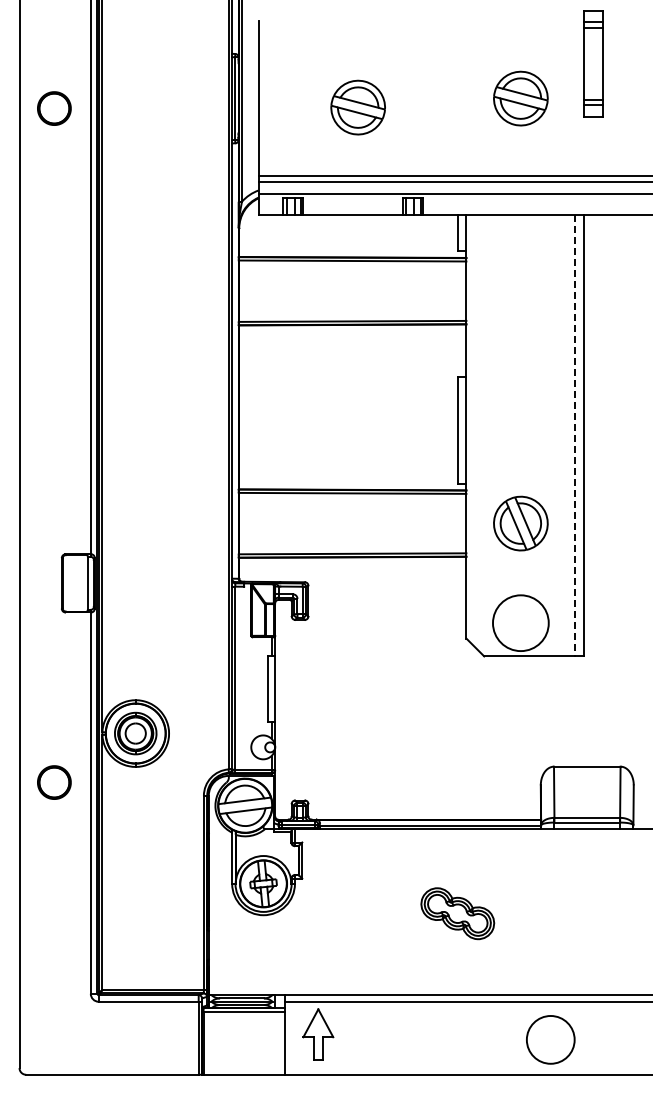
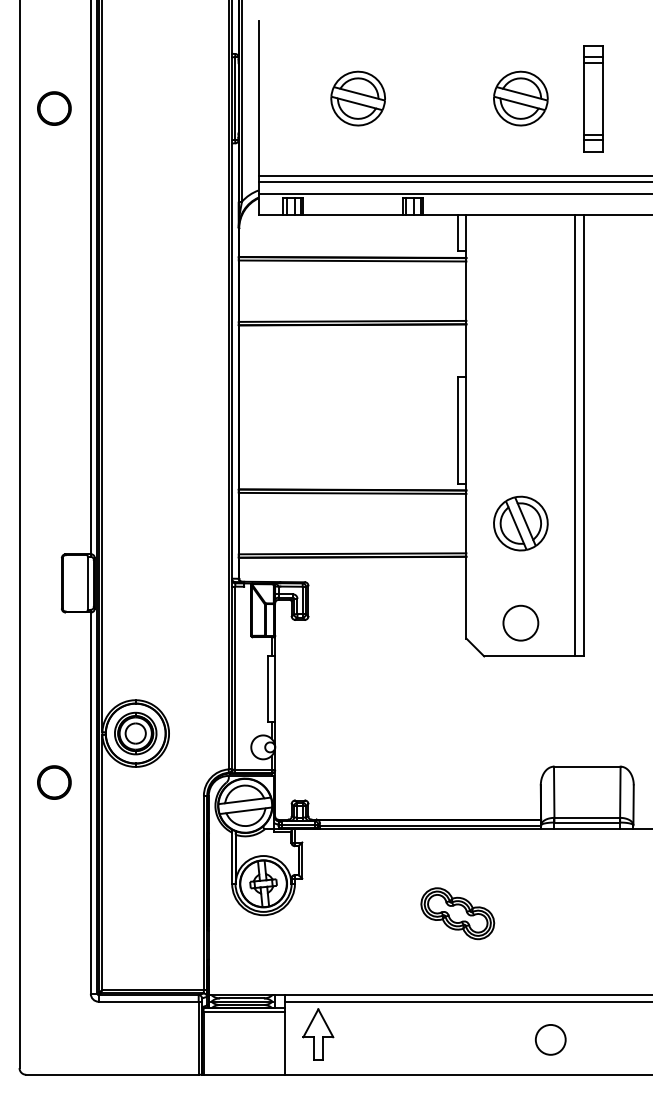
part position: (593, 63) -> (593, 98) (593, 98)
part position: (357, 107) -> (357, 98) (357, 98)
line: dashed -> solid (575, 435)
circle diameter: 56 px -> 35 px (520, 622)
circle diameter: 48 px -> 30 px (550, 1039)
